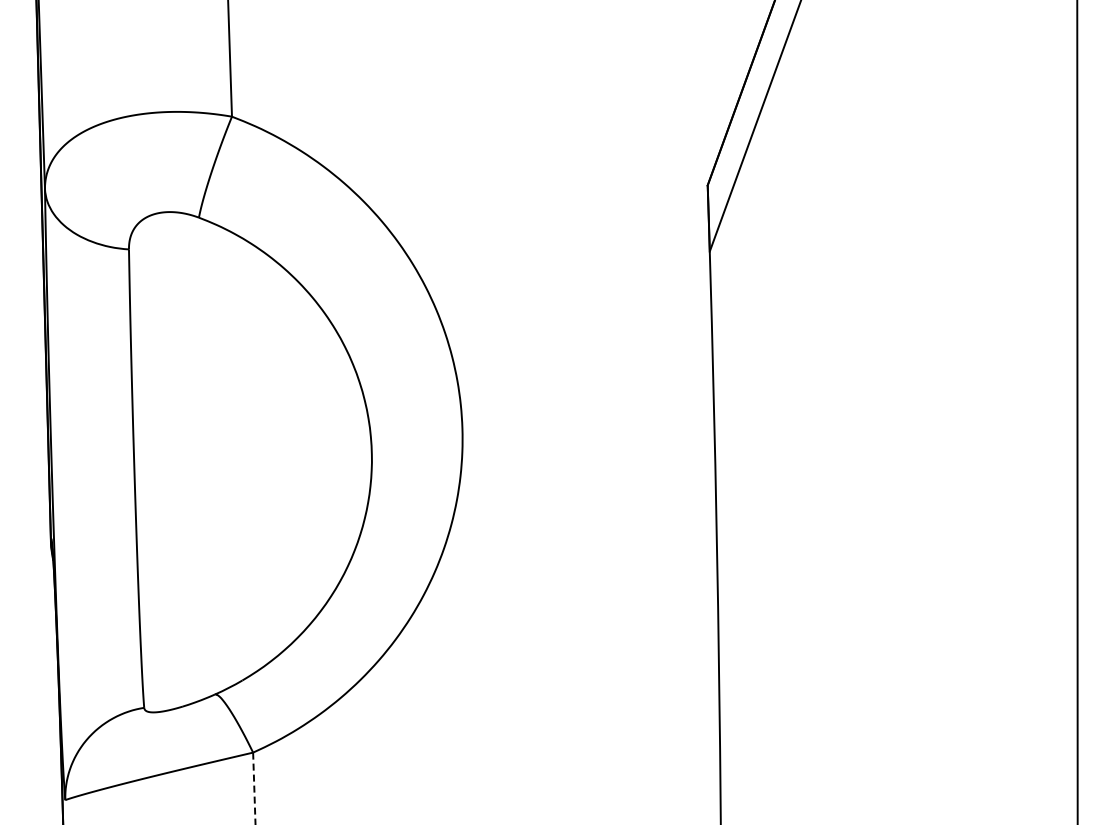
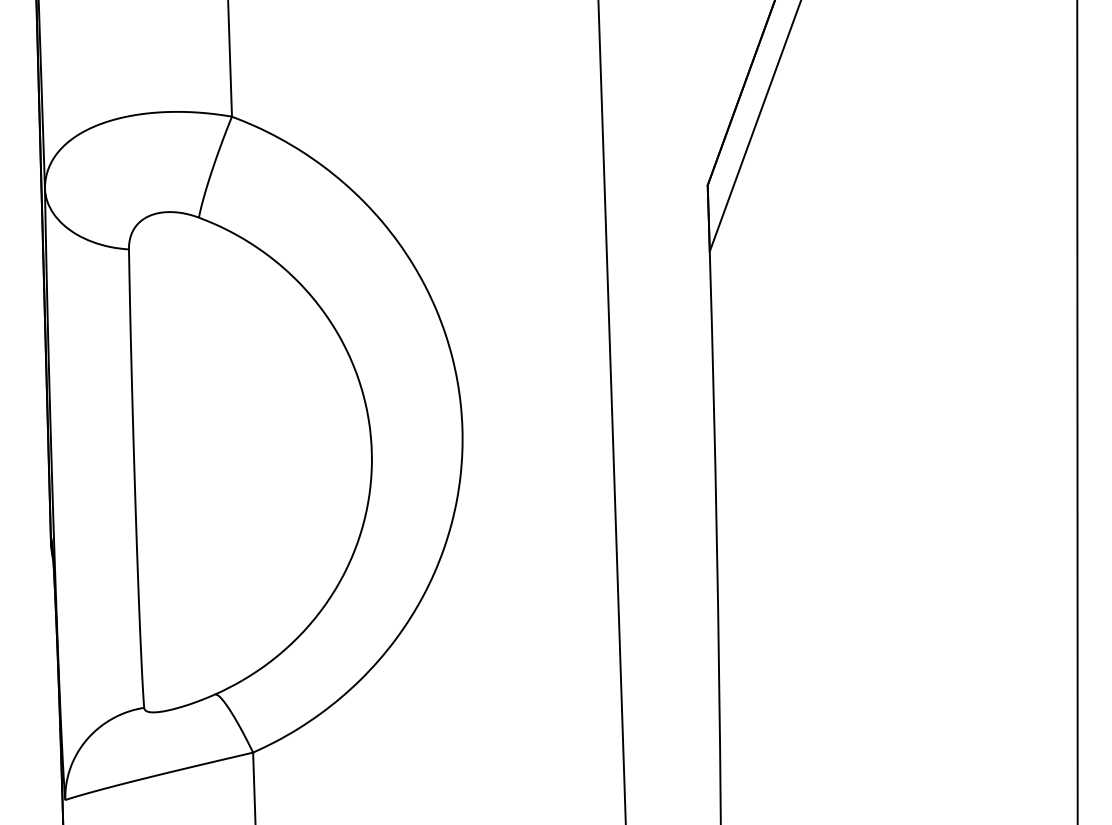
line: none -> present (611, 411)
line: dashed -> solid (254, 788)
